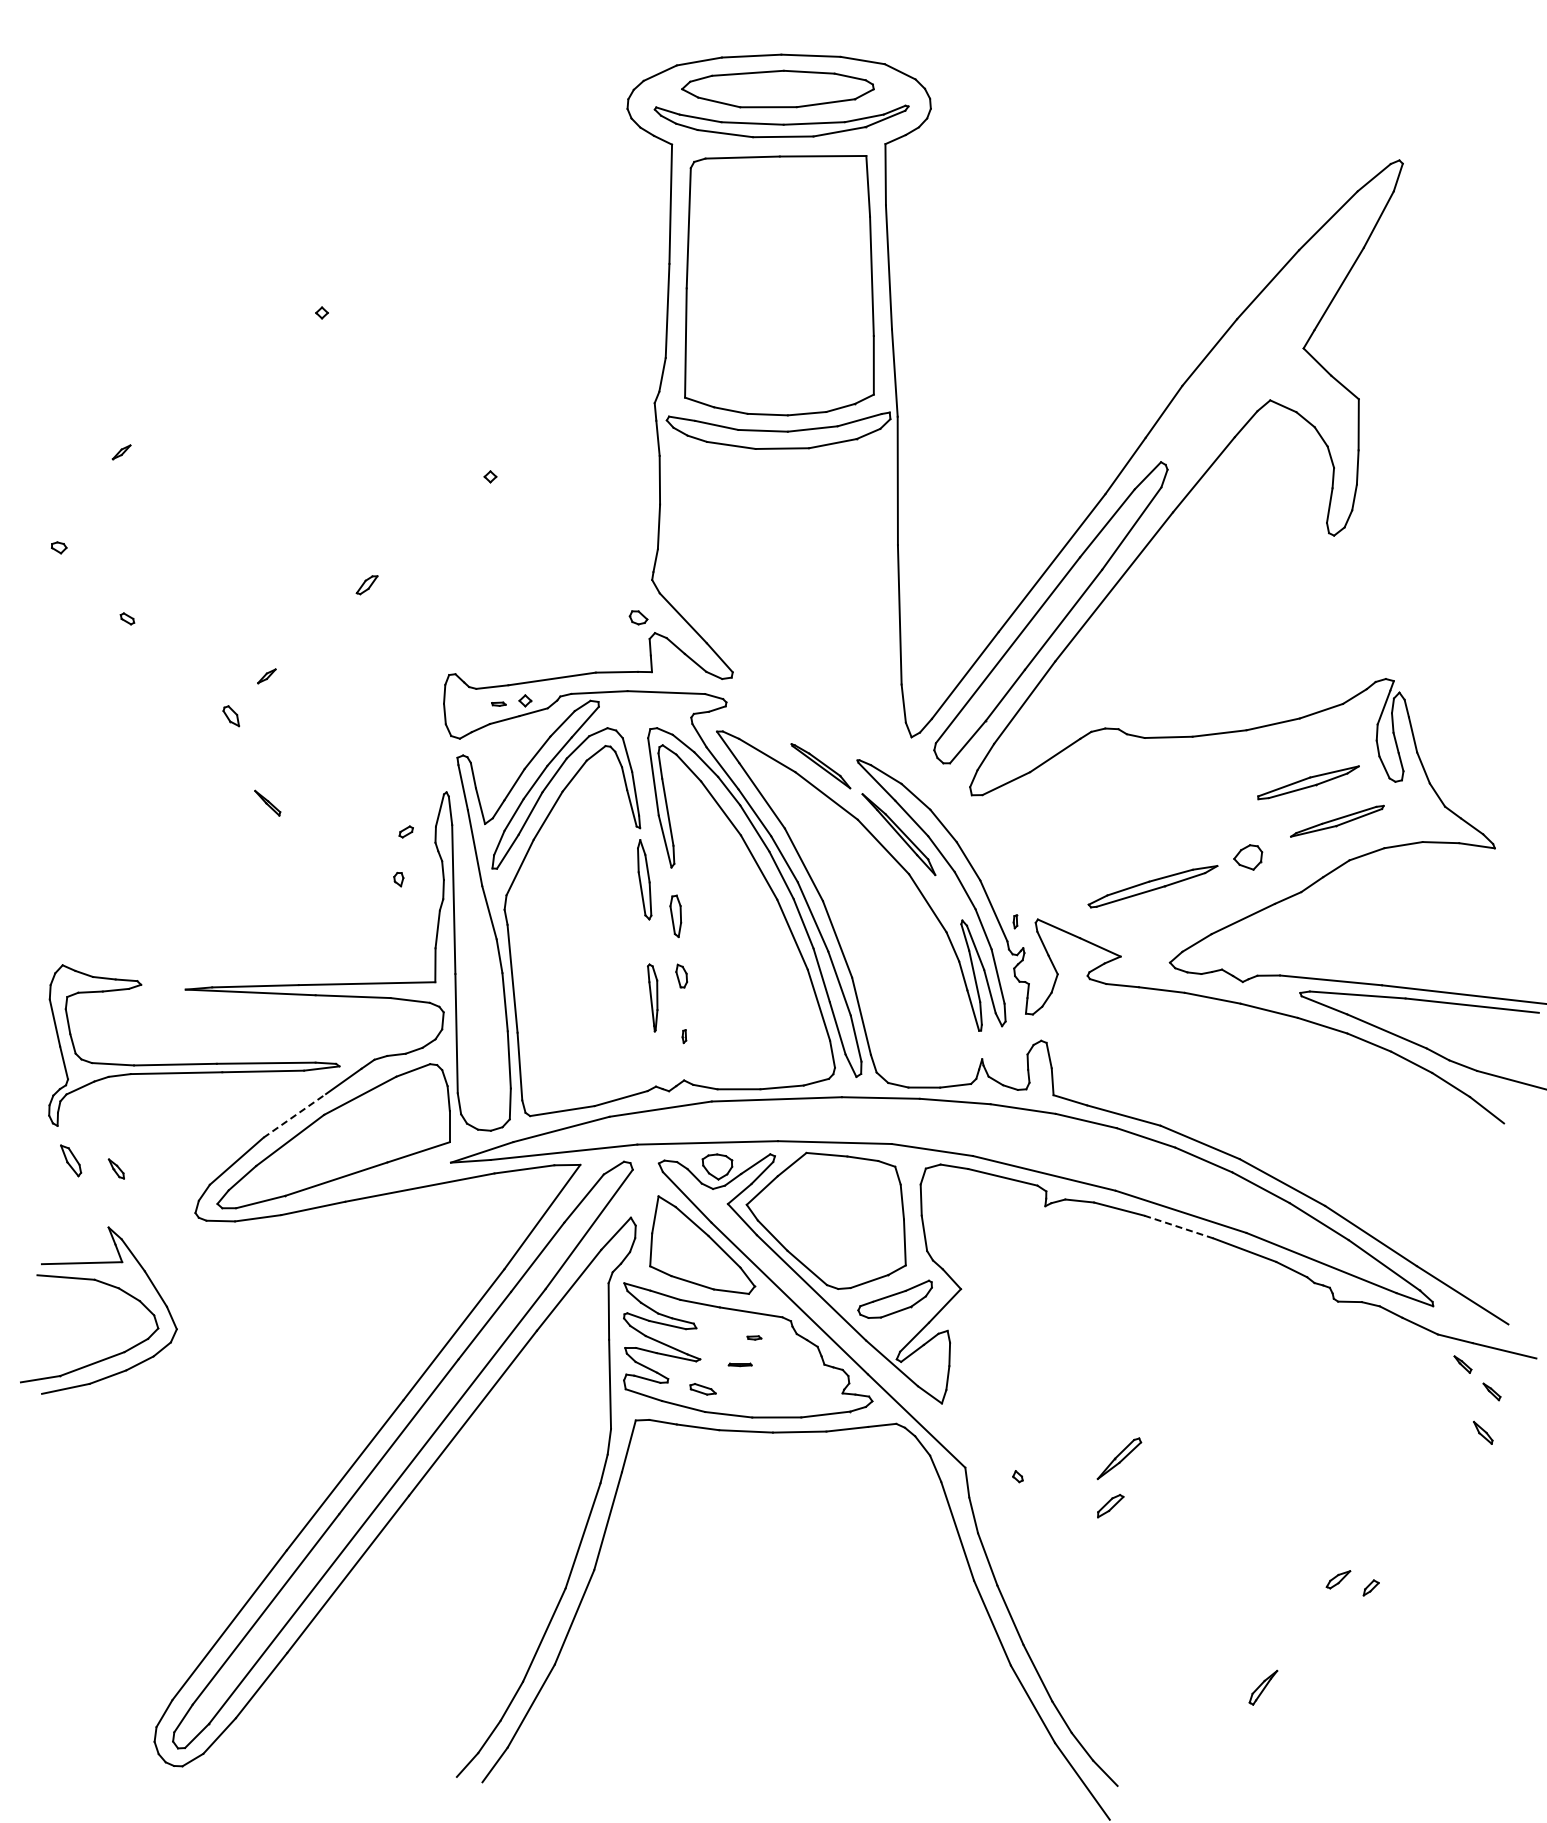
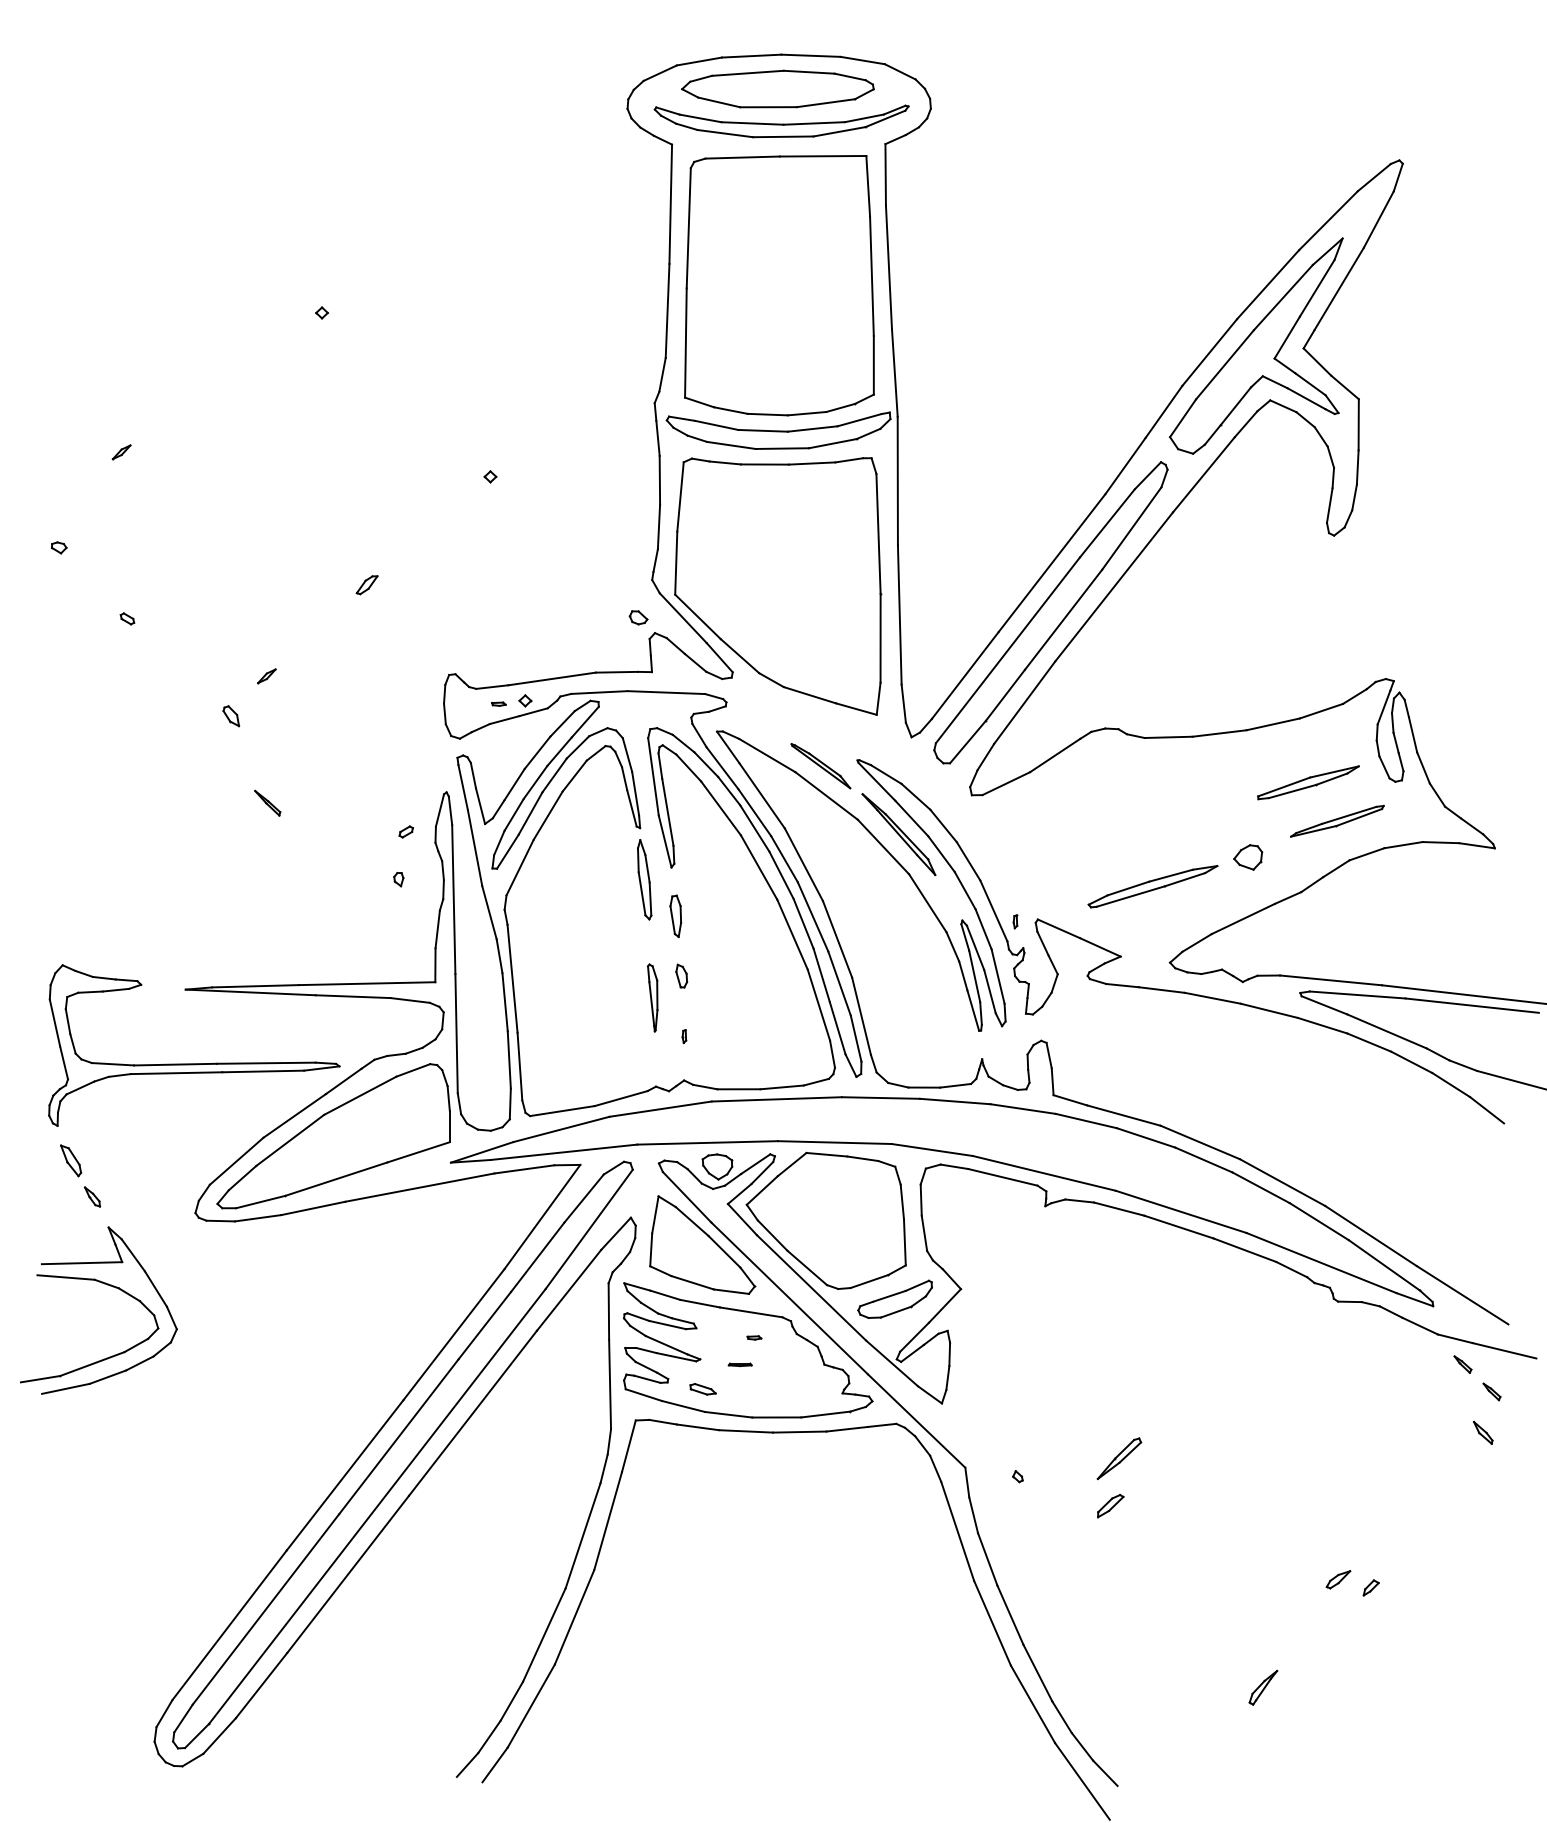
part: none -> present (1256, 345)
part: none -> present (778, 586)
line: dashed -> solid (295, 1115)
part position: (115, 1168) -> (91, 1196) (91, 1196)
line: dashed -> solid (1178, 1226)
